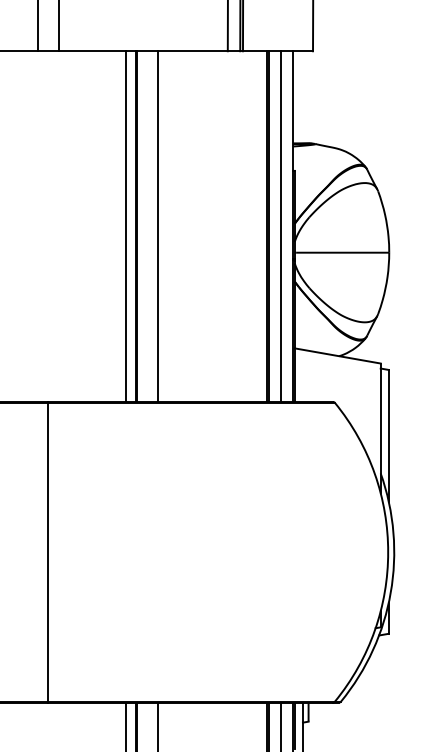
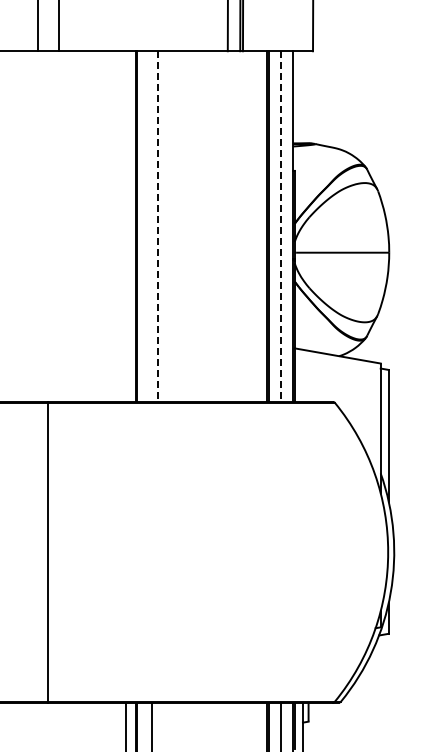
line: present -> none (126, 226)
line: solid -> dashed (157, 227)
line: solid -> dashed (280, 227)
line position: (157, 725) -> (151, 725) (151, 725)
